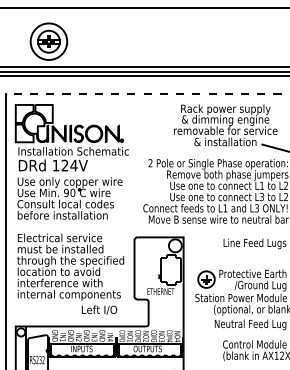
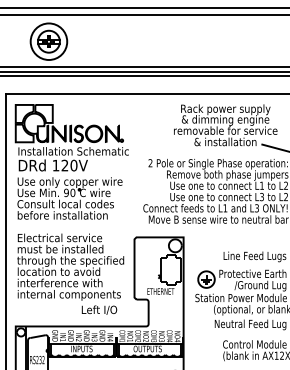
line: none -> present (144, 14)
line: dashed -> solid (147, 93)
text: 124V -> 120V (73, 165)
text position: (254, 243) -> (254, 256) (254, 256)
